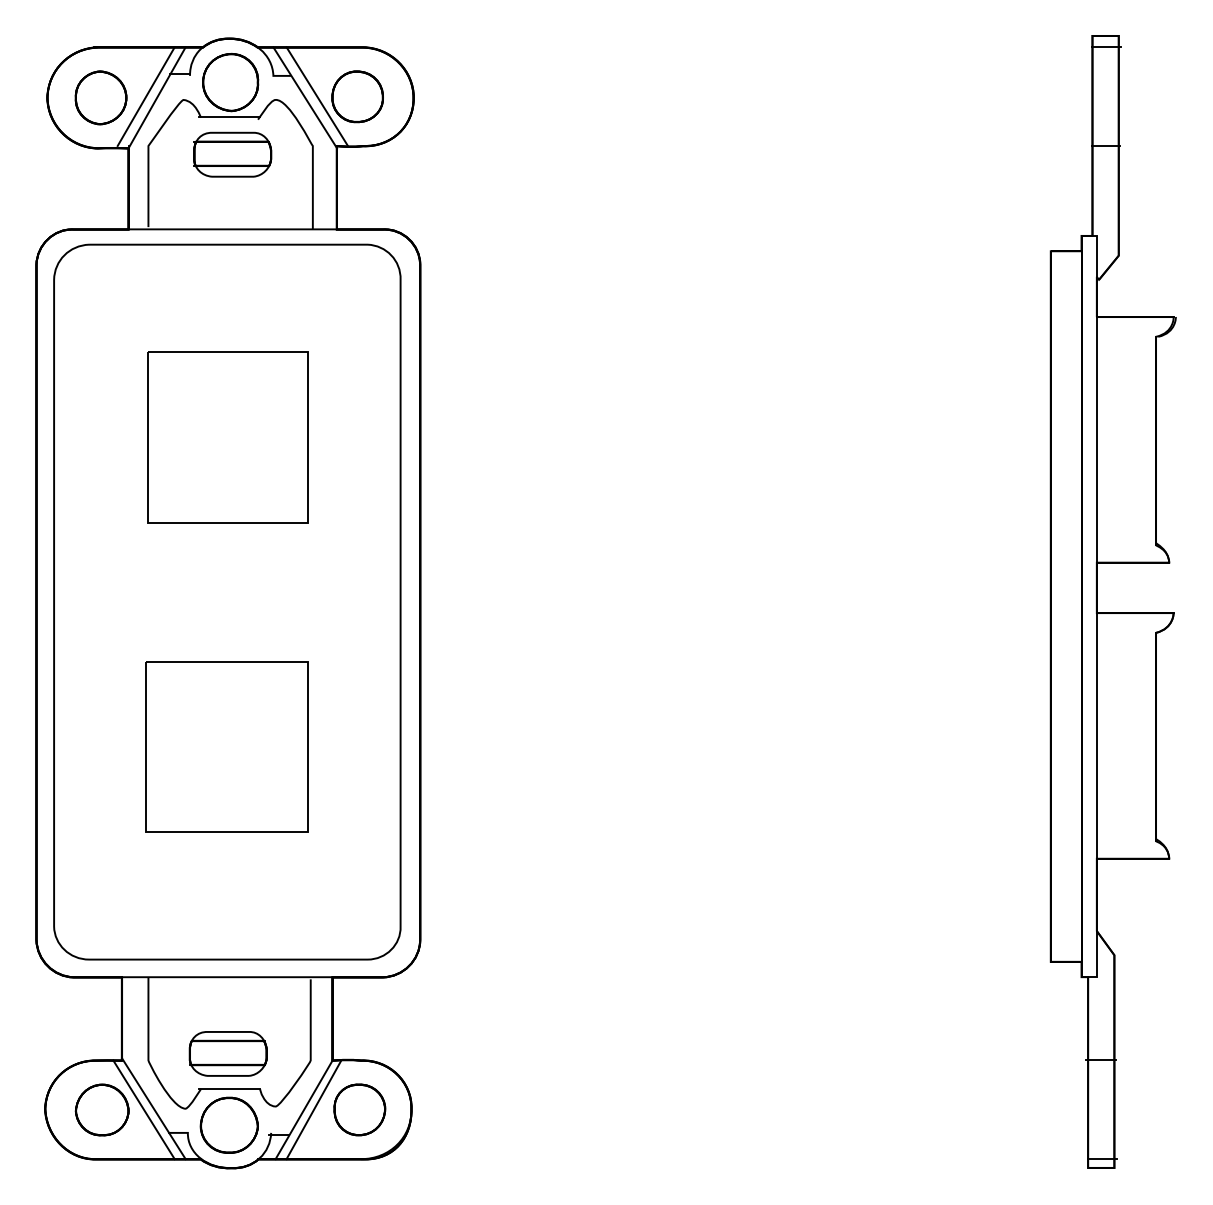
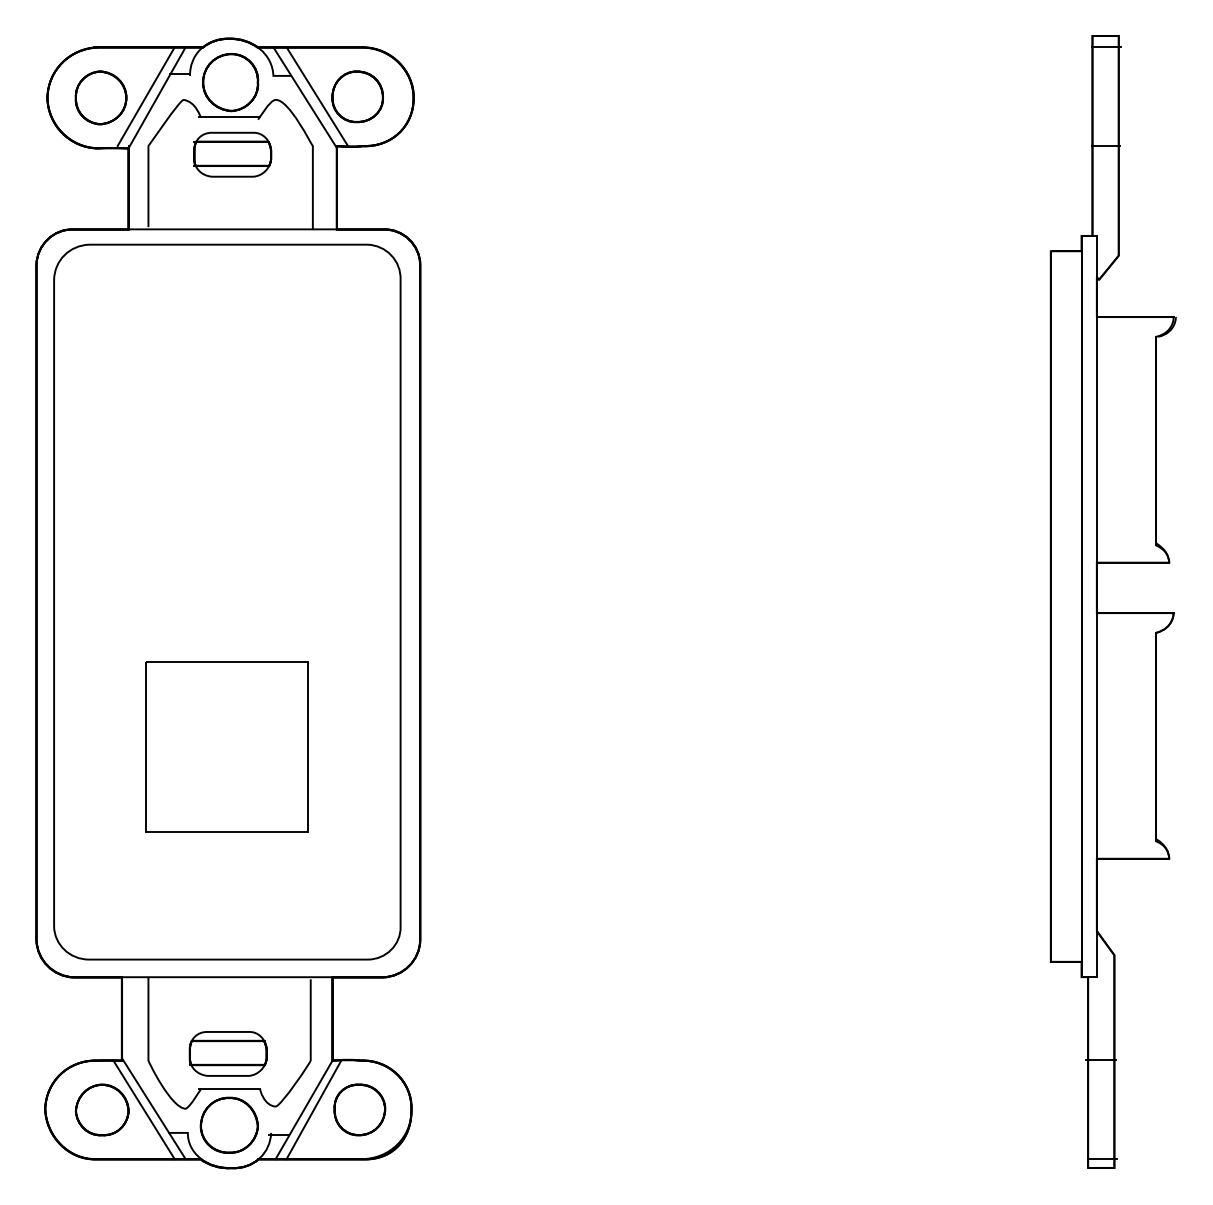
part: present -> none (227, 437)
